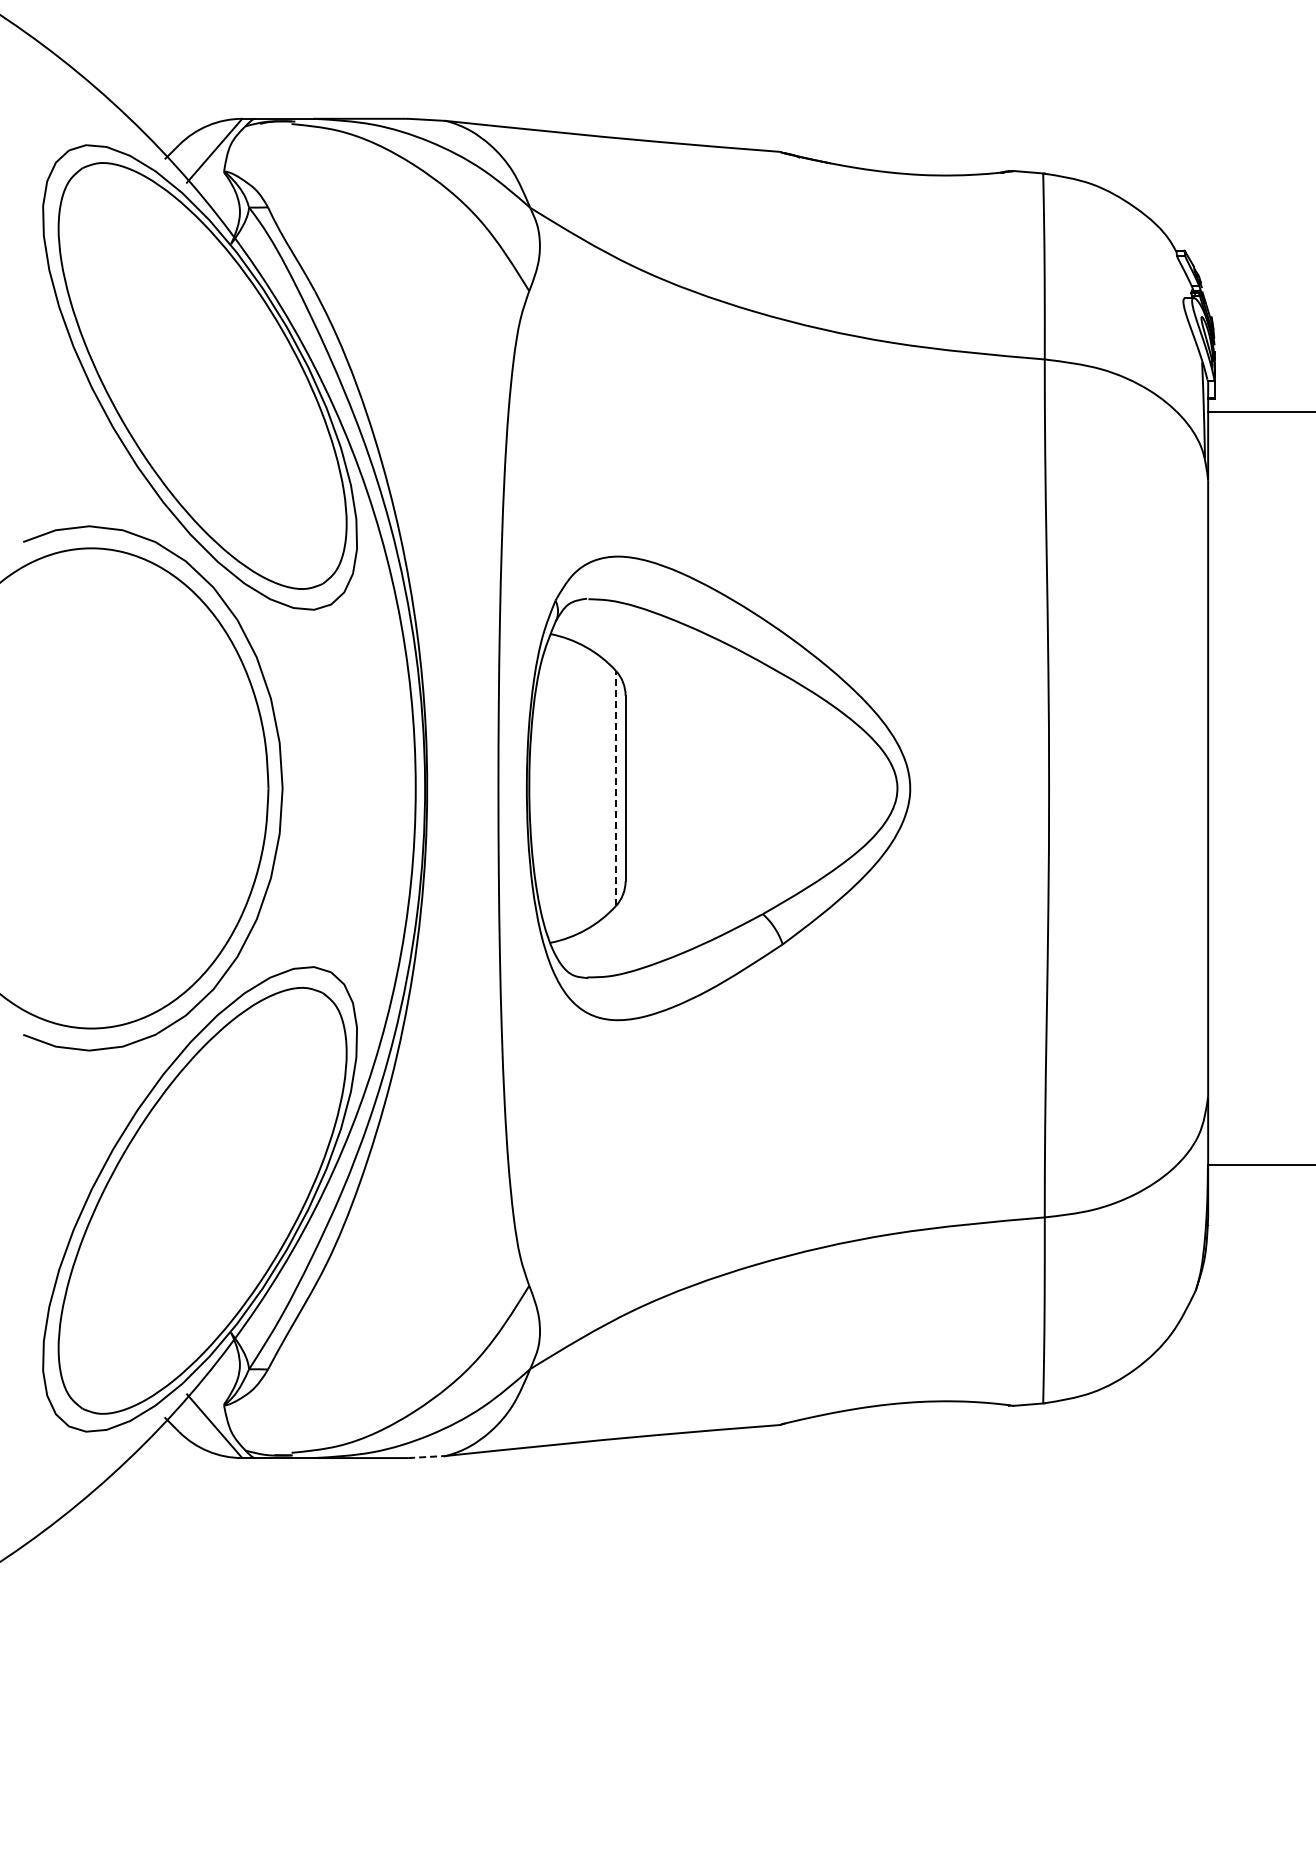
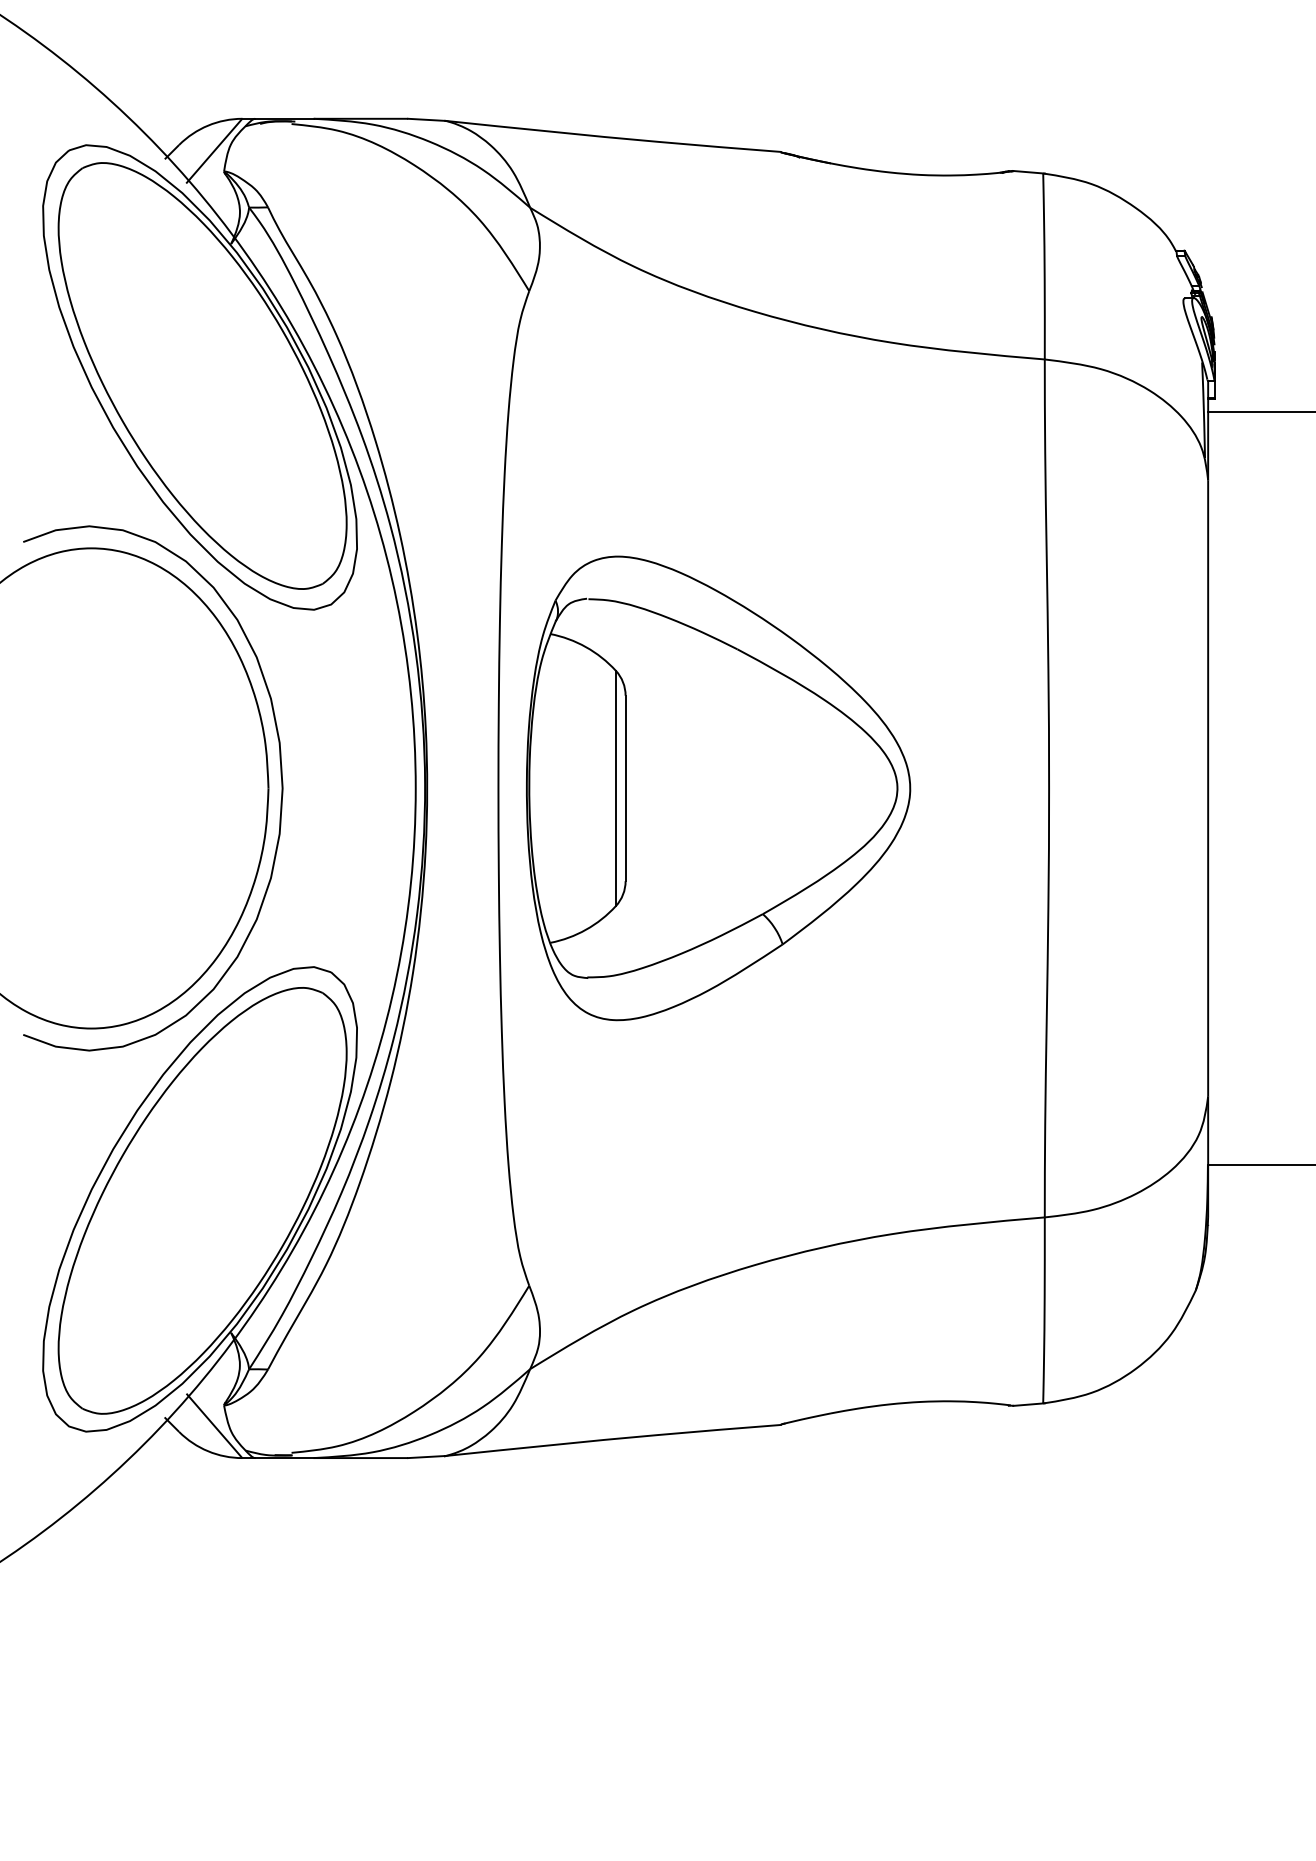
line: dashed -> solid (615, 788)
line: dashed -> solid (426, 1457)
